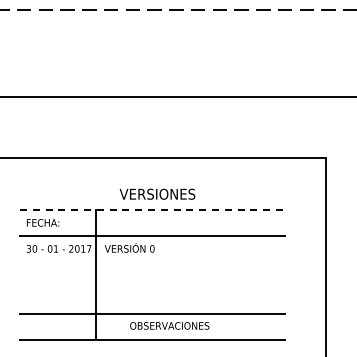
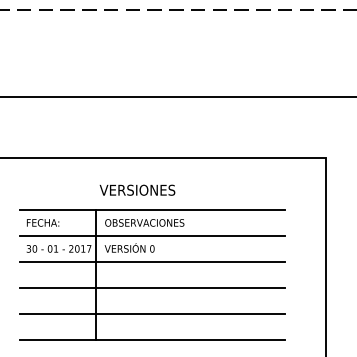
text position: (157, 193) -> (137, 189) (137, 189)
line: dashed -> solid (152, 210)
line: none -> present (152, 262)
line: none -> present (152, 288)
text position: (169, 325) -> (144, 222) (144, 222)
